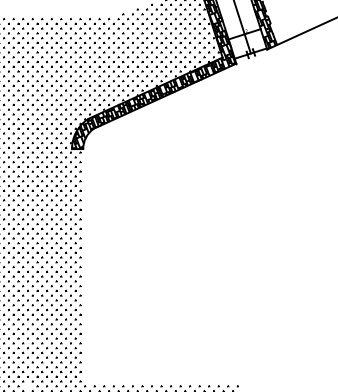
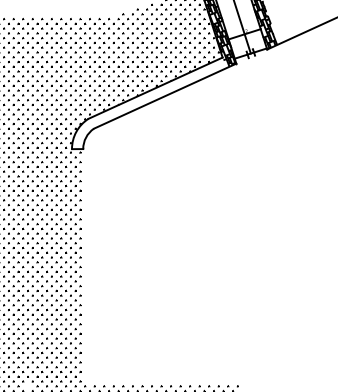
hatch: present -> none (148, 103)
